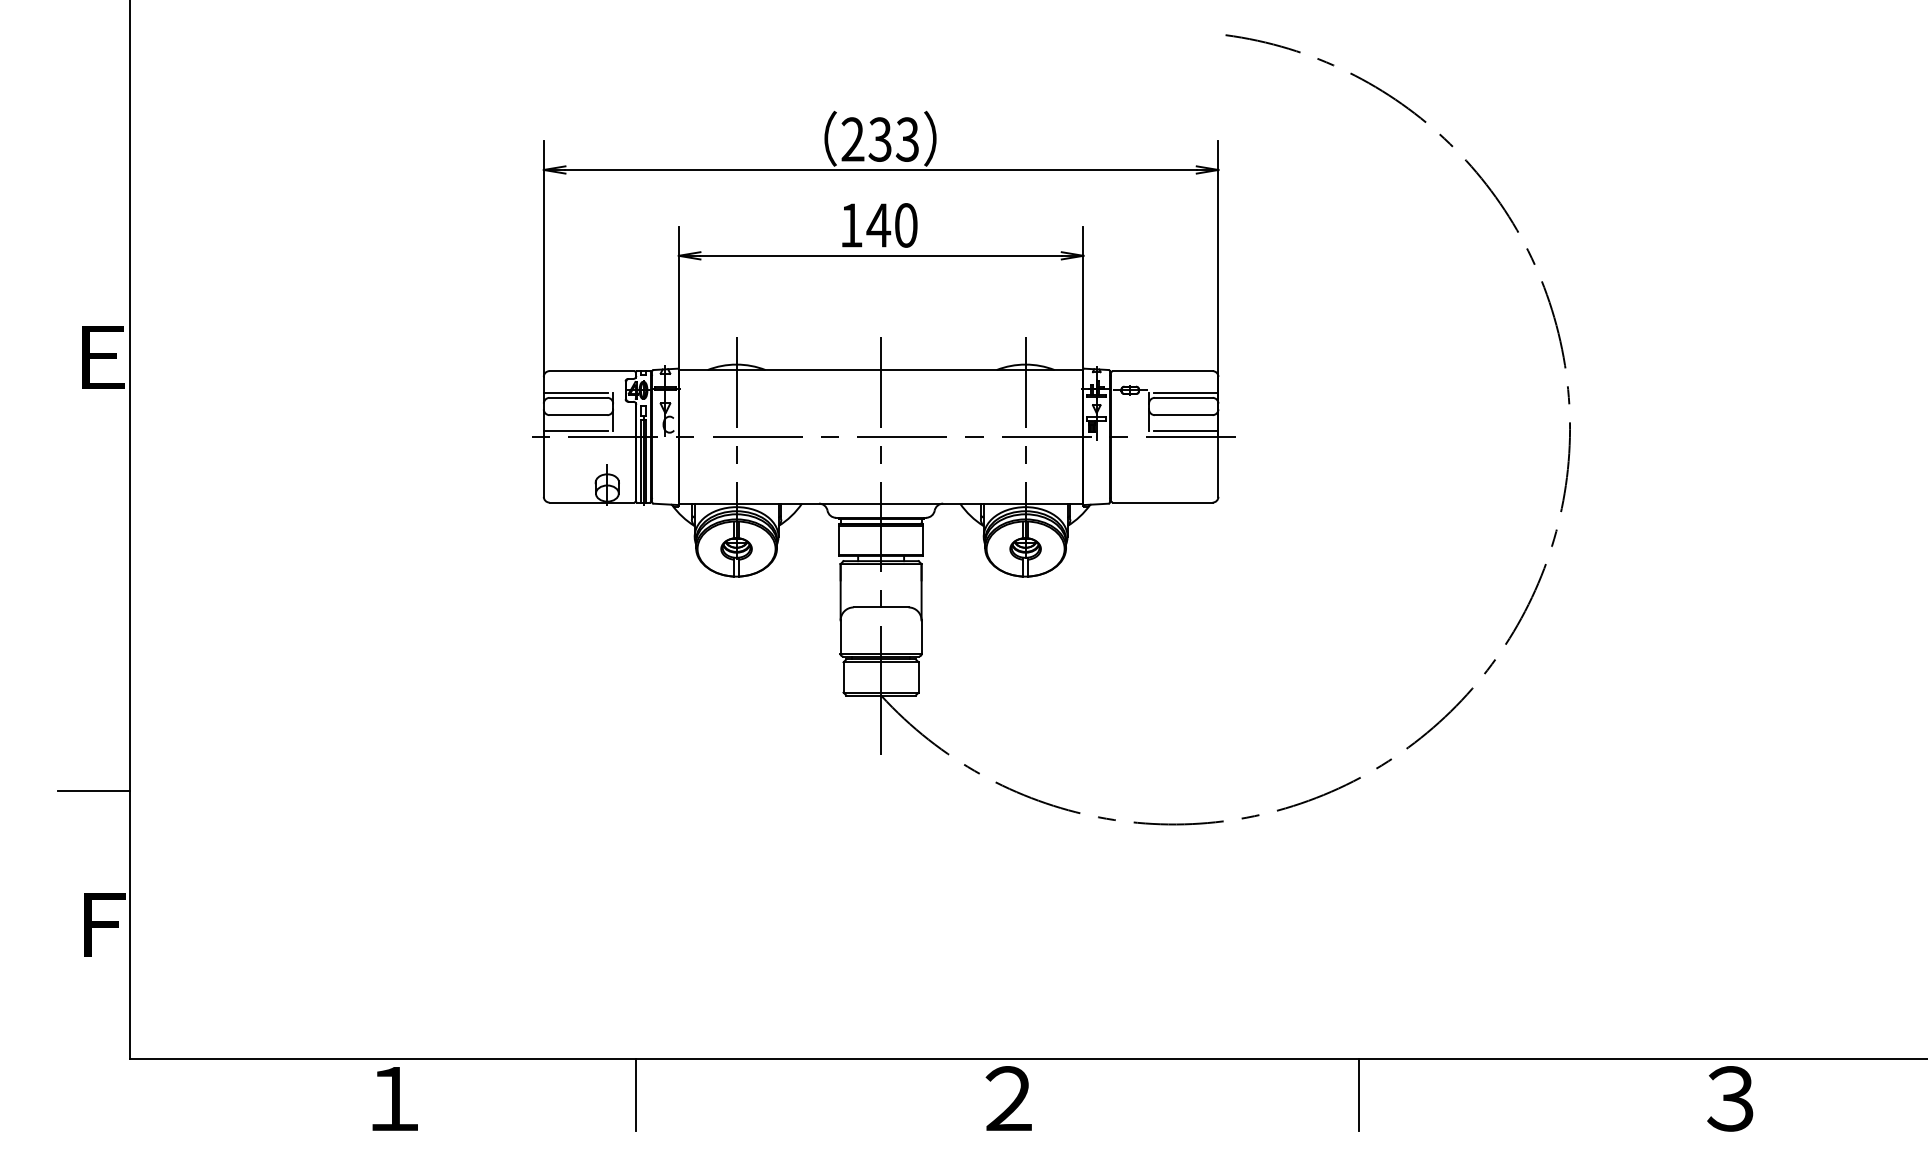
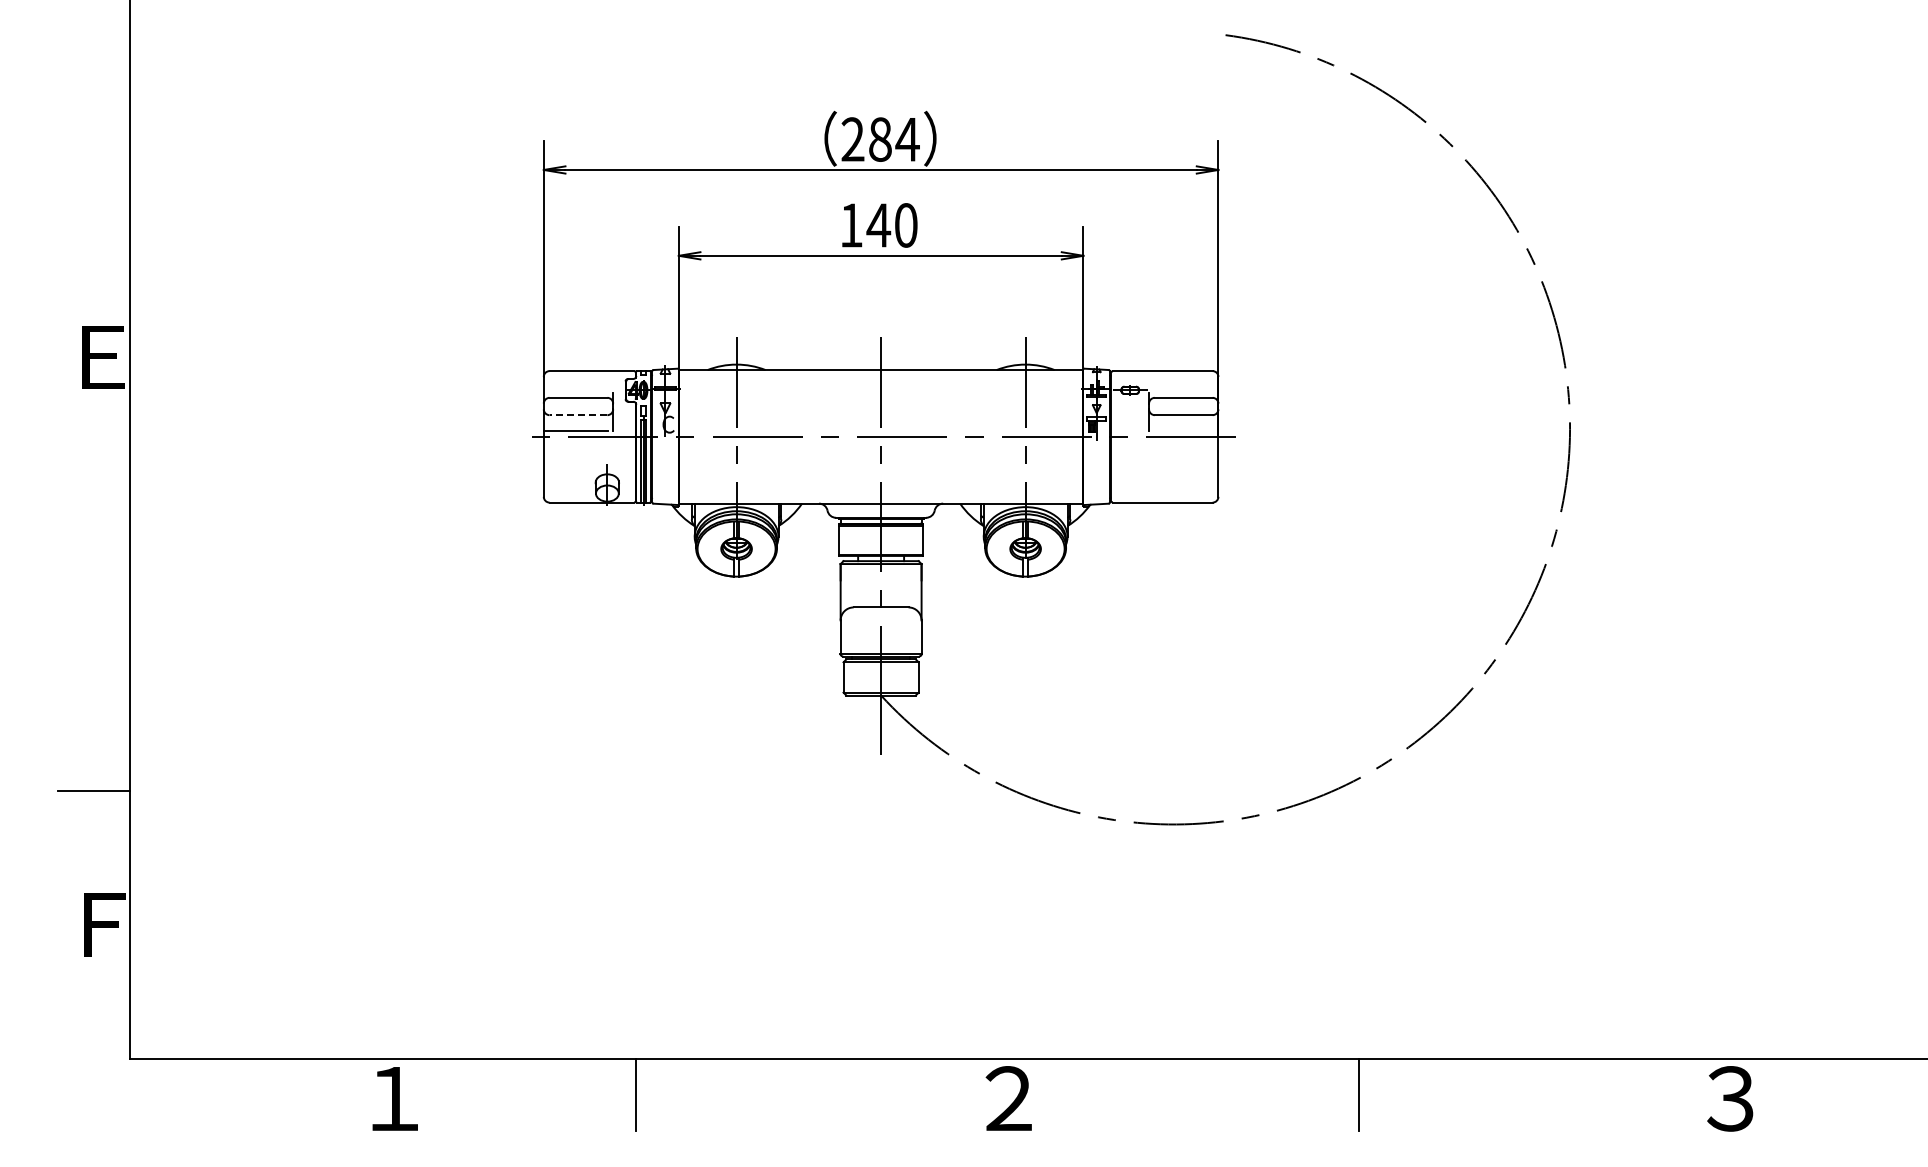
text: 233 -> 284 (893, 139)
line: present -> none (575, 393)
line: present -> none (1186, 393)
line: solid -> dashed (578, 415)
line: present -> none (1186, 430)
